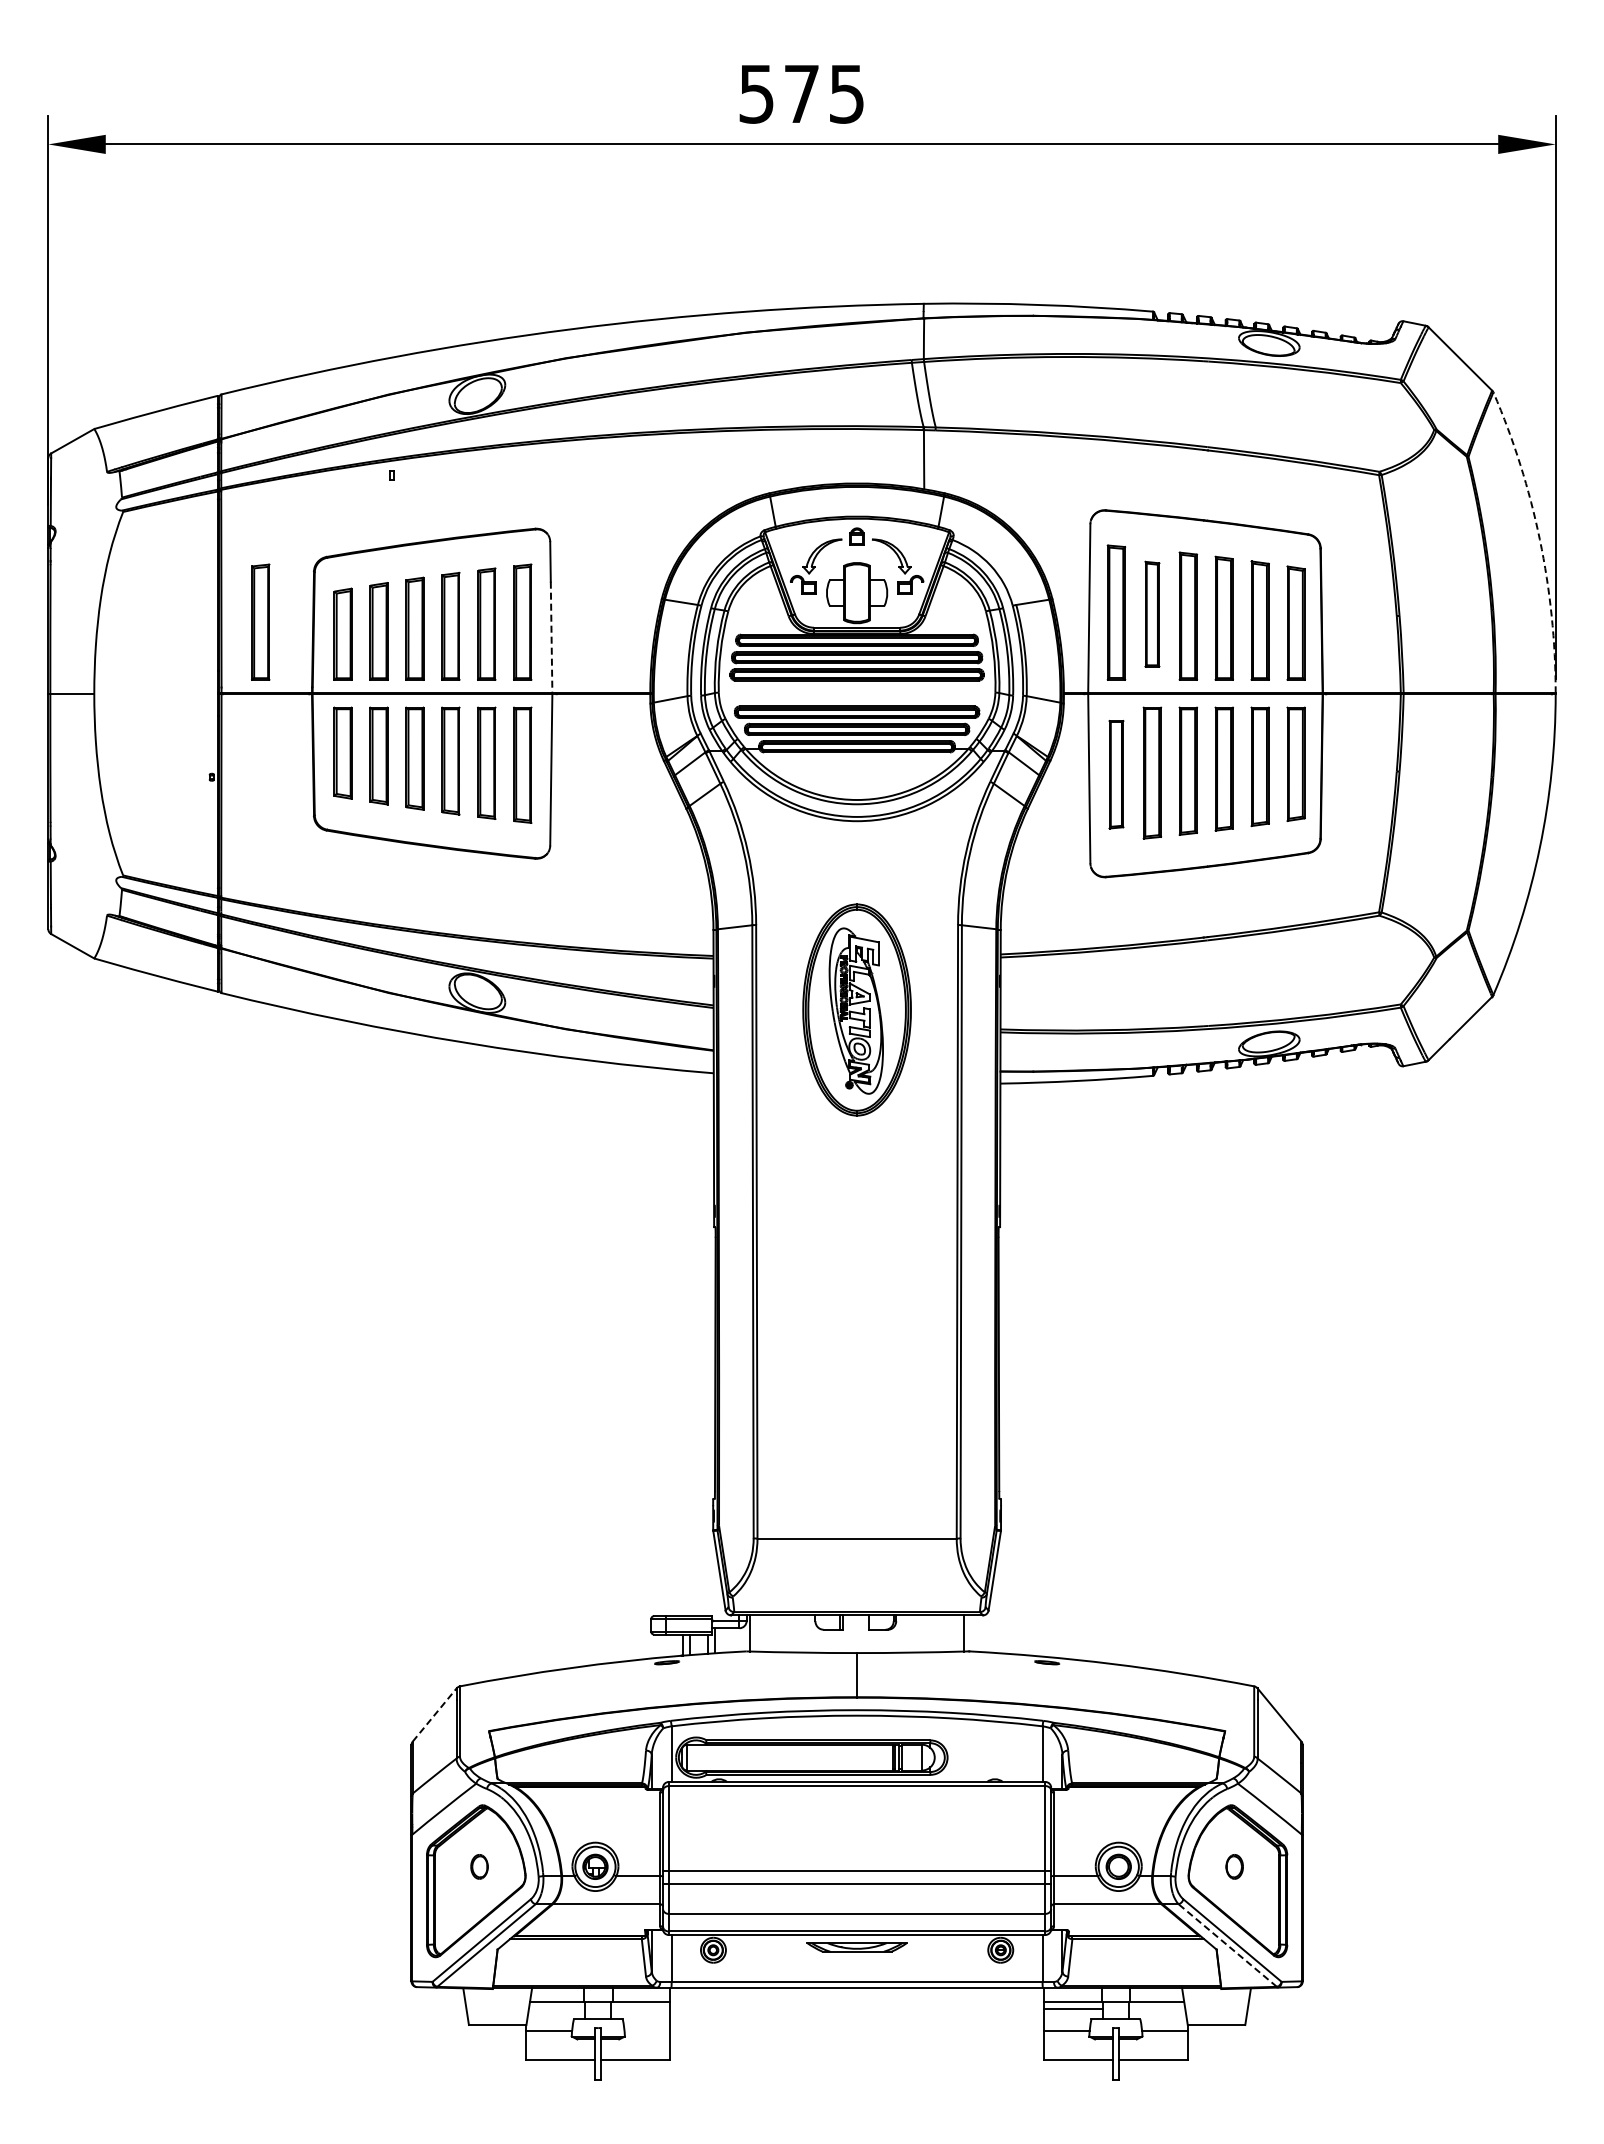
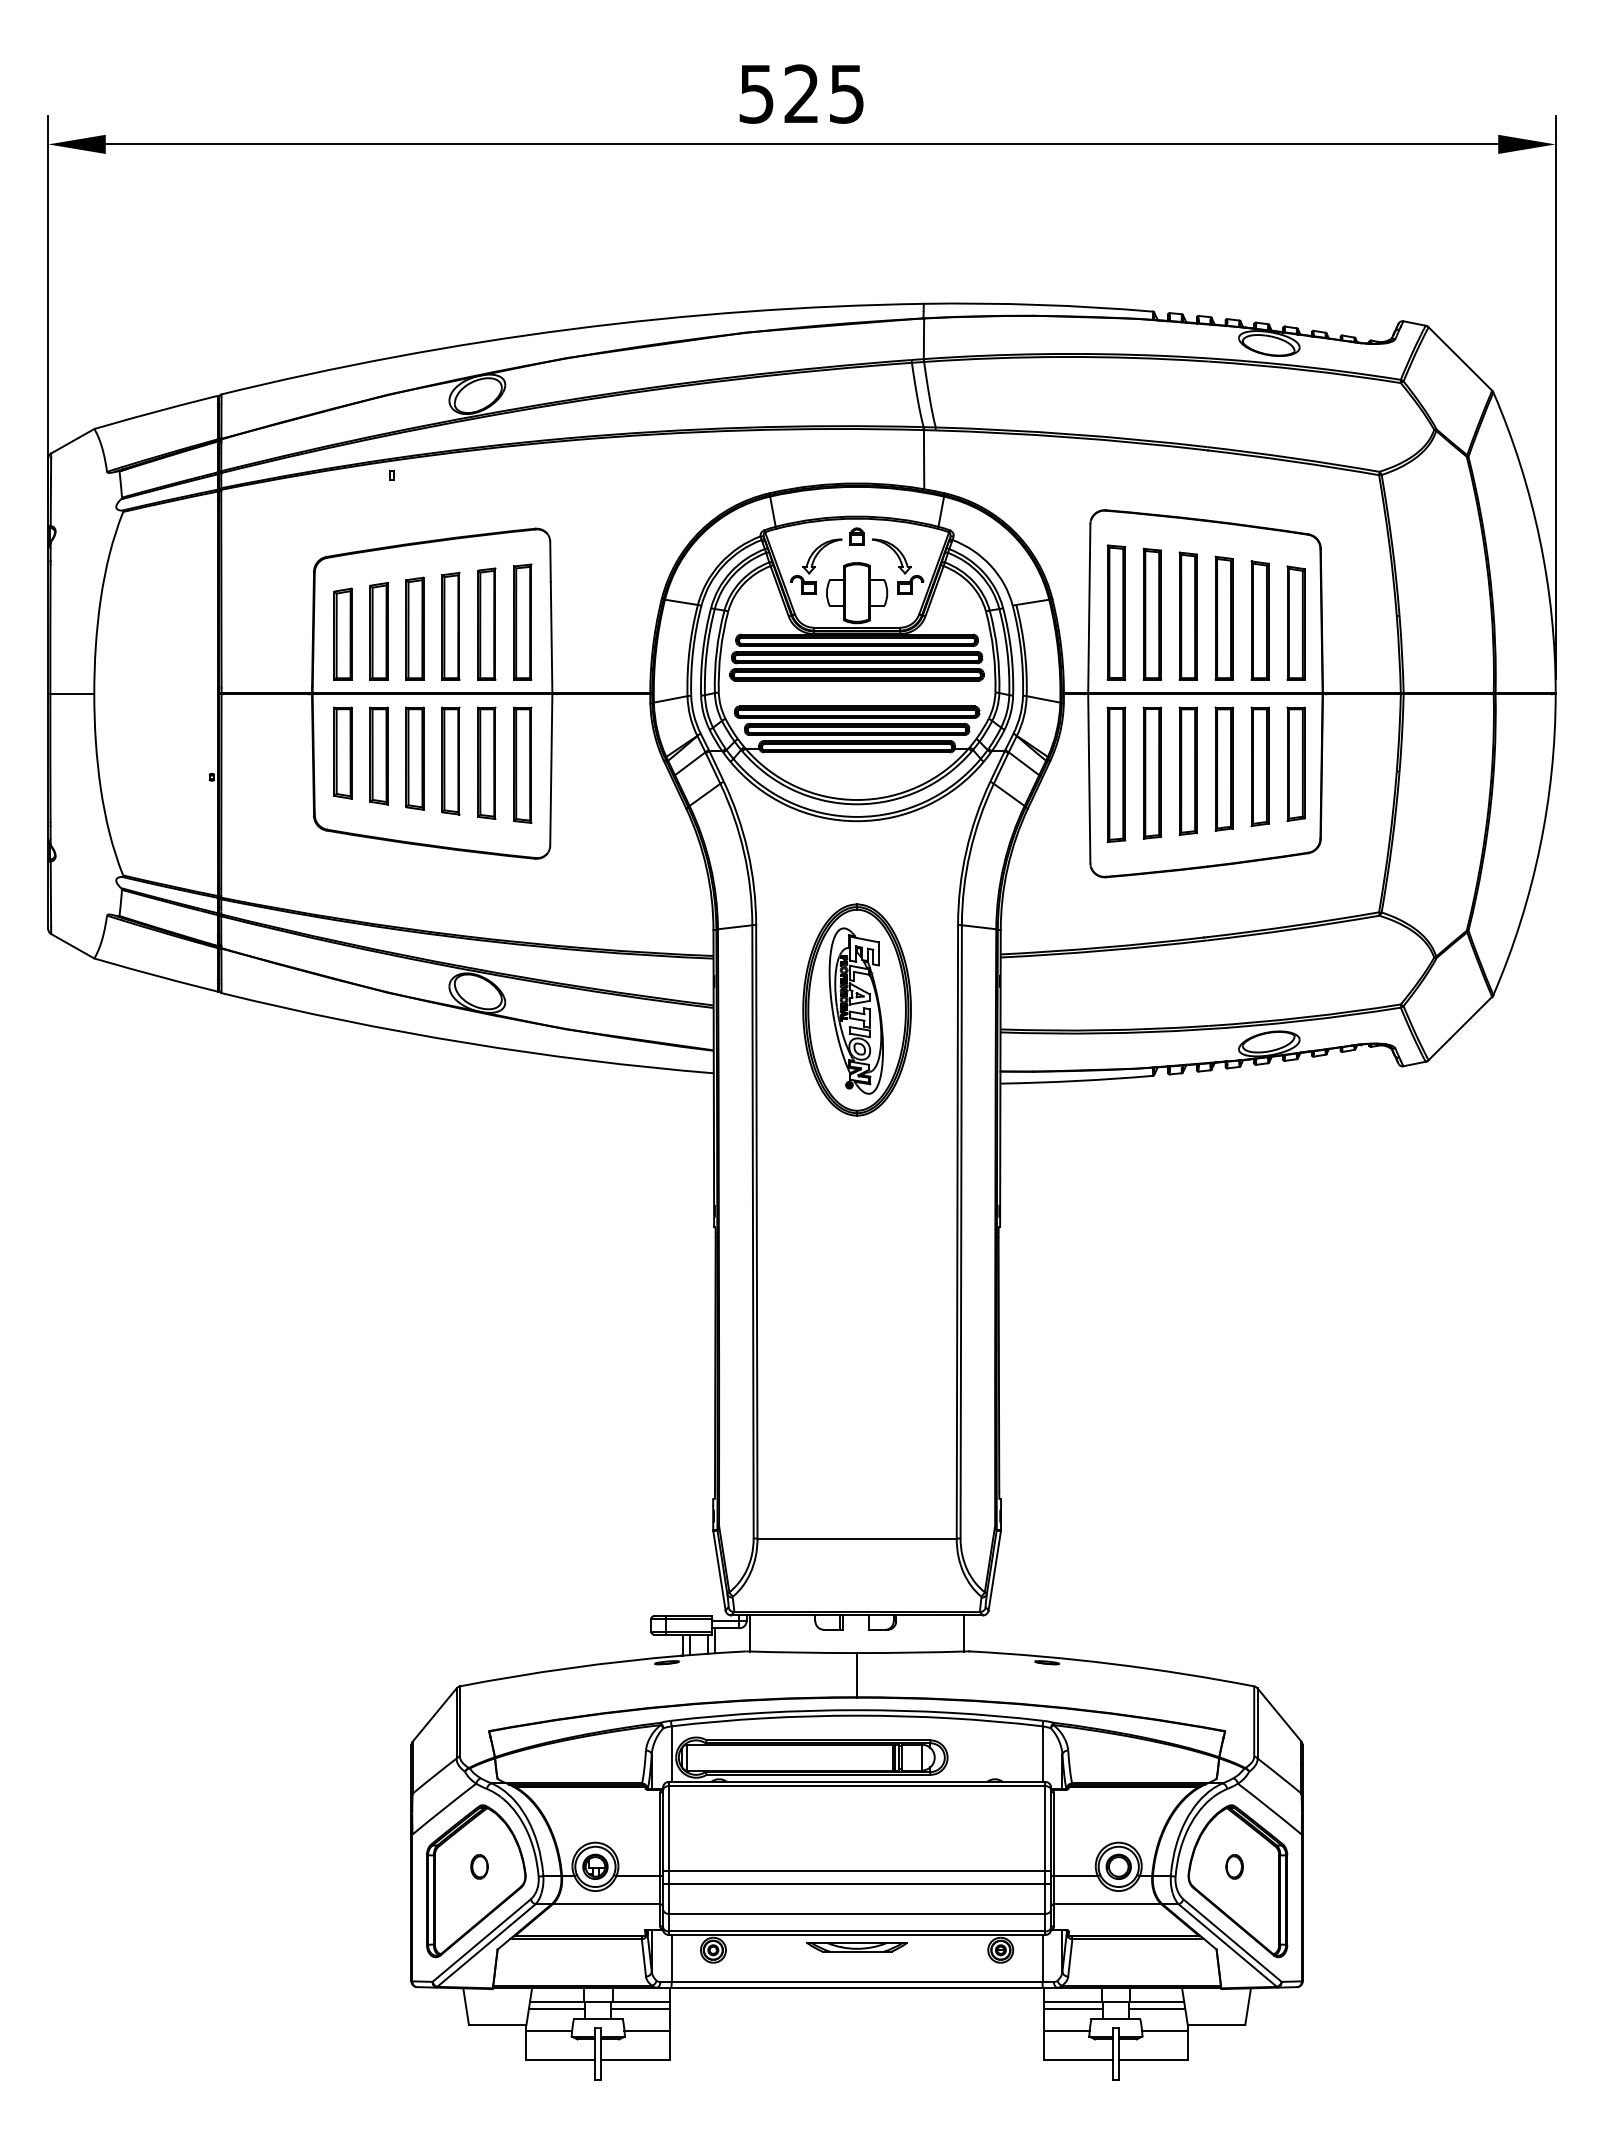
text: 575 -> 525 (801, 93)
arc: dashed -> solid (1539, 539)
part size: 17x108 px -> 21x134 px (1152, 613)
part: present -> none (260, 621)
line: dashed -> solid (551, 637)
part size: 17x110 px -> 21x137 px (1116, 774)
line: dashed -> solid (434, 1714)
line: dashed -> solid (1227, 1945)
line: none -> present (556, 2009)
line: none -> present (640, 2009)
line: none -> present (1156, 2009)
line: none -> present (647, 2030)
